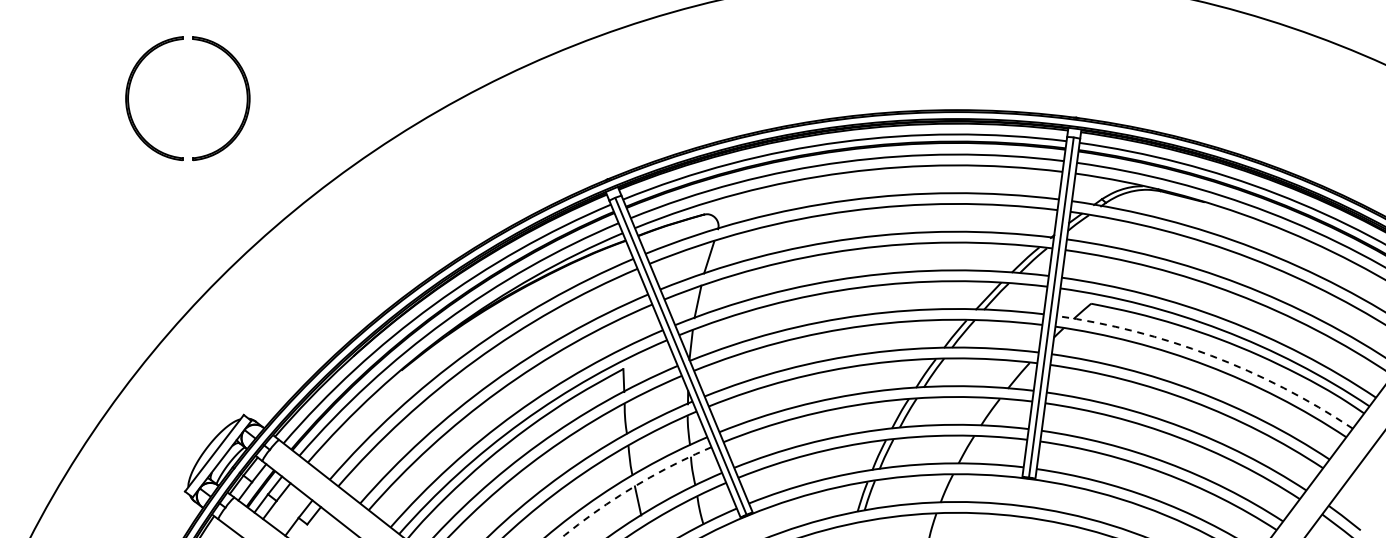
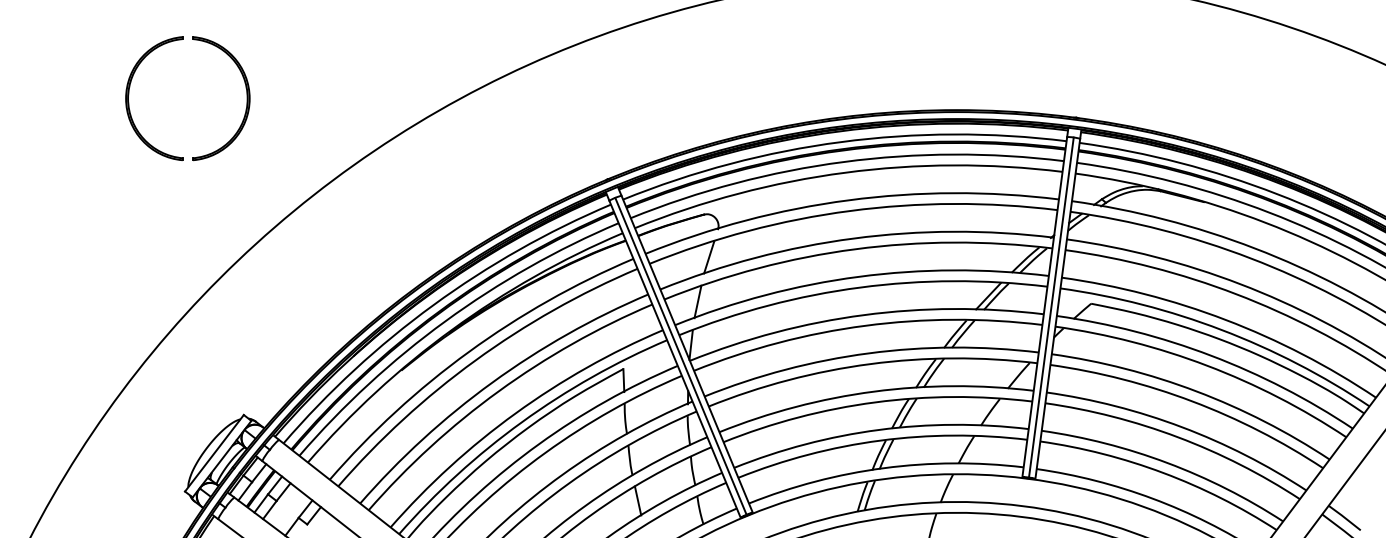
arc: dashed -> solid (1211, 355)
arc: dashed -> solid (633, 487)
